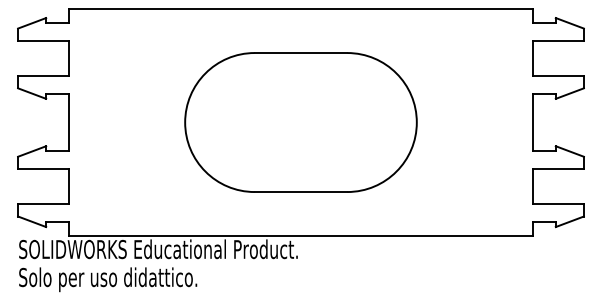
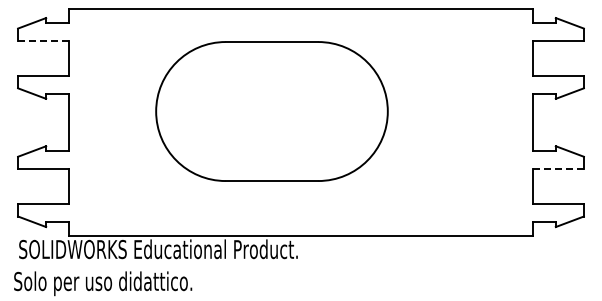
line: solid -> dashed (43, 40)
part position: (300, 122) -> (271, 111) (271, 111)
line: solid -> dashed (558, 169)
text position: (108, 279) -> (103, 283) (103, 283)
